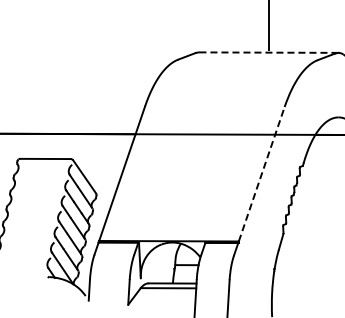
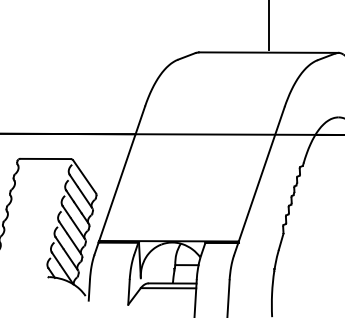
line: dashed -> solid (268, 52)
line: dashed -> solid (261, 173)
